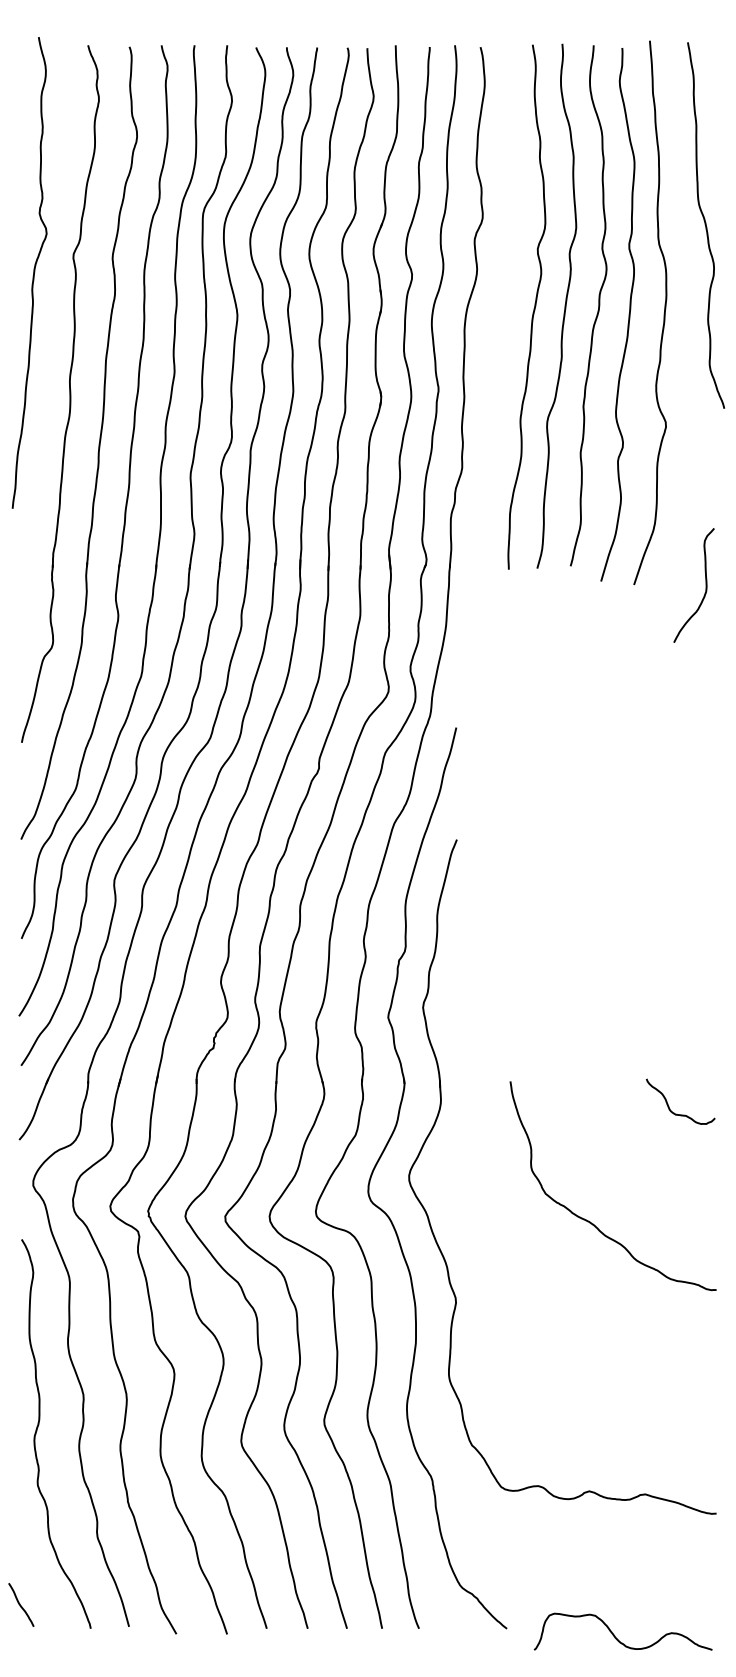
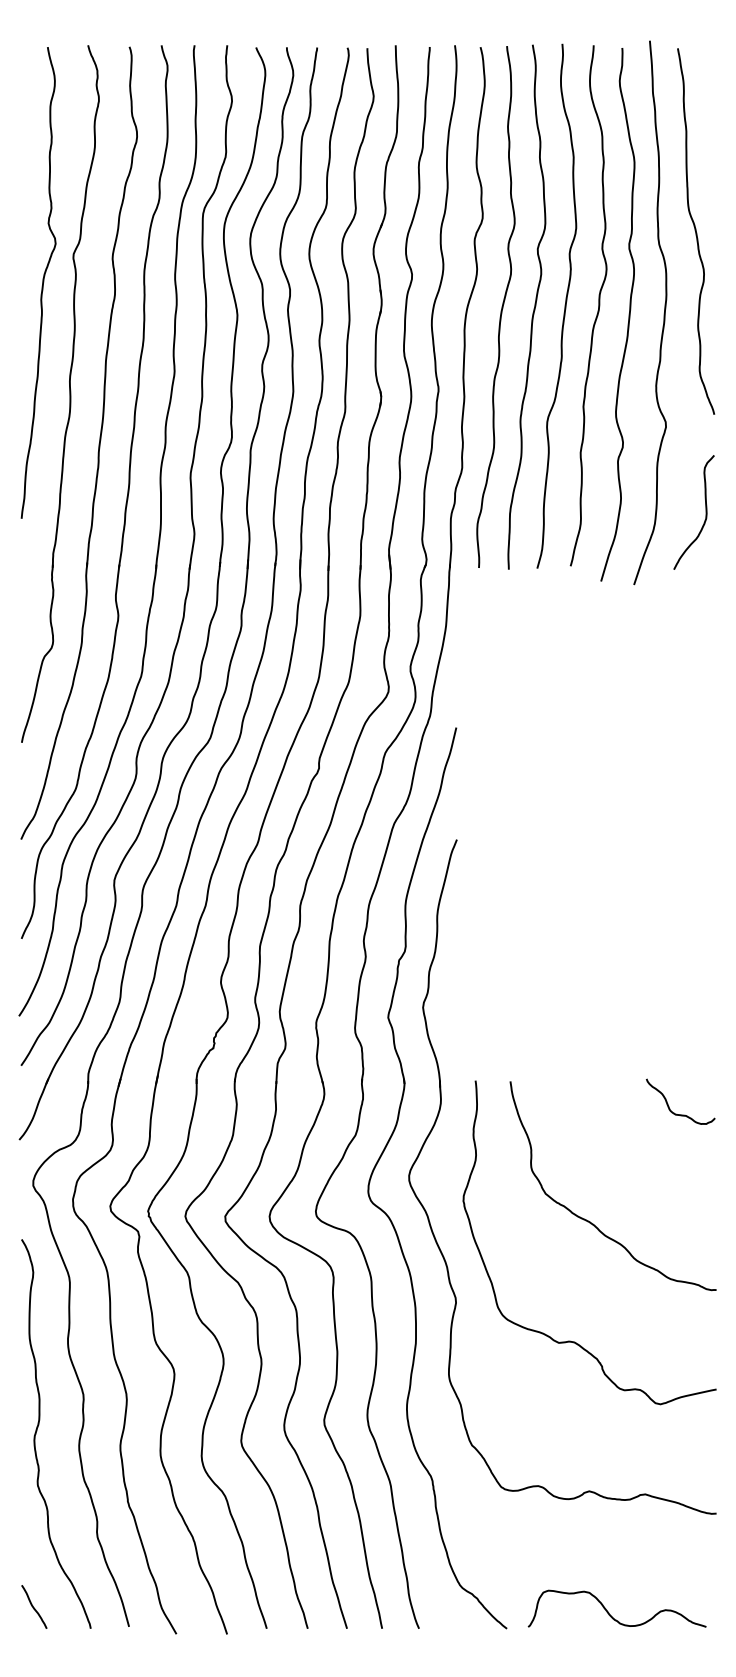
curve position: (706, 225) -> (696, 231) (696, 231)
curve position: (33, 272) -> (42, 282) (42, 282)
curve: none -> present (501, 306)
curve position: (705, 585) -> (705, 512) (705, 512)
curve: none -> present (570, 1340)
curve position: (20, 1604) -> (33, 1606) (33, 1606)
curve position: (615, 1635) -> (609, 1612) (609, 1612)
